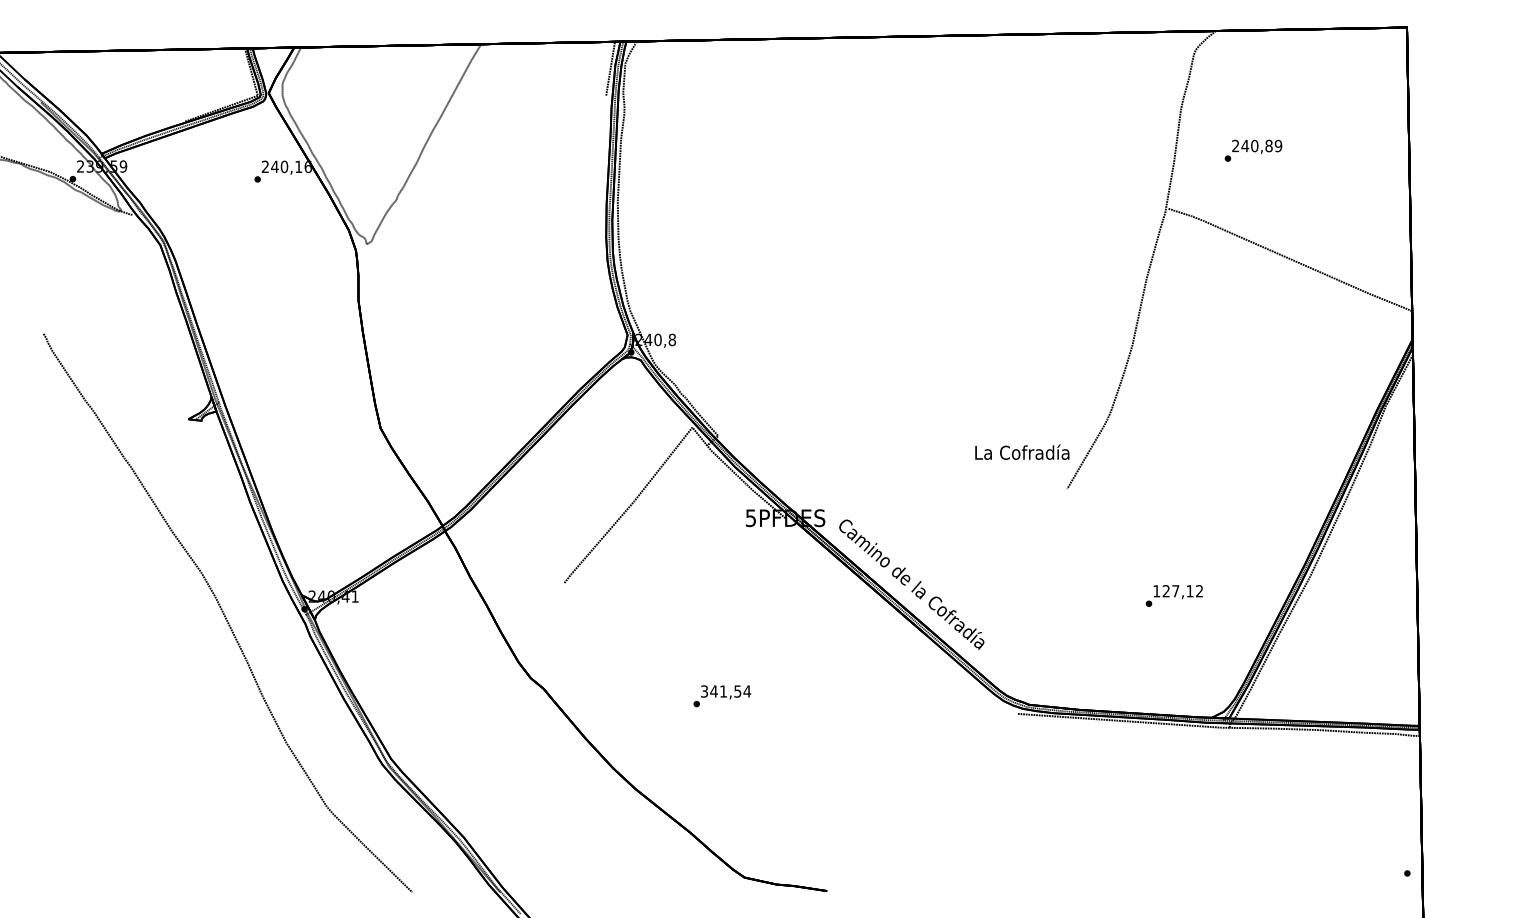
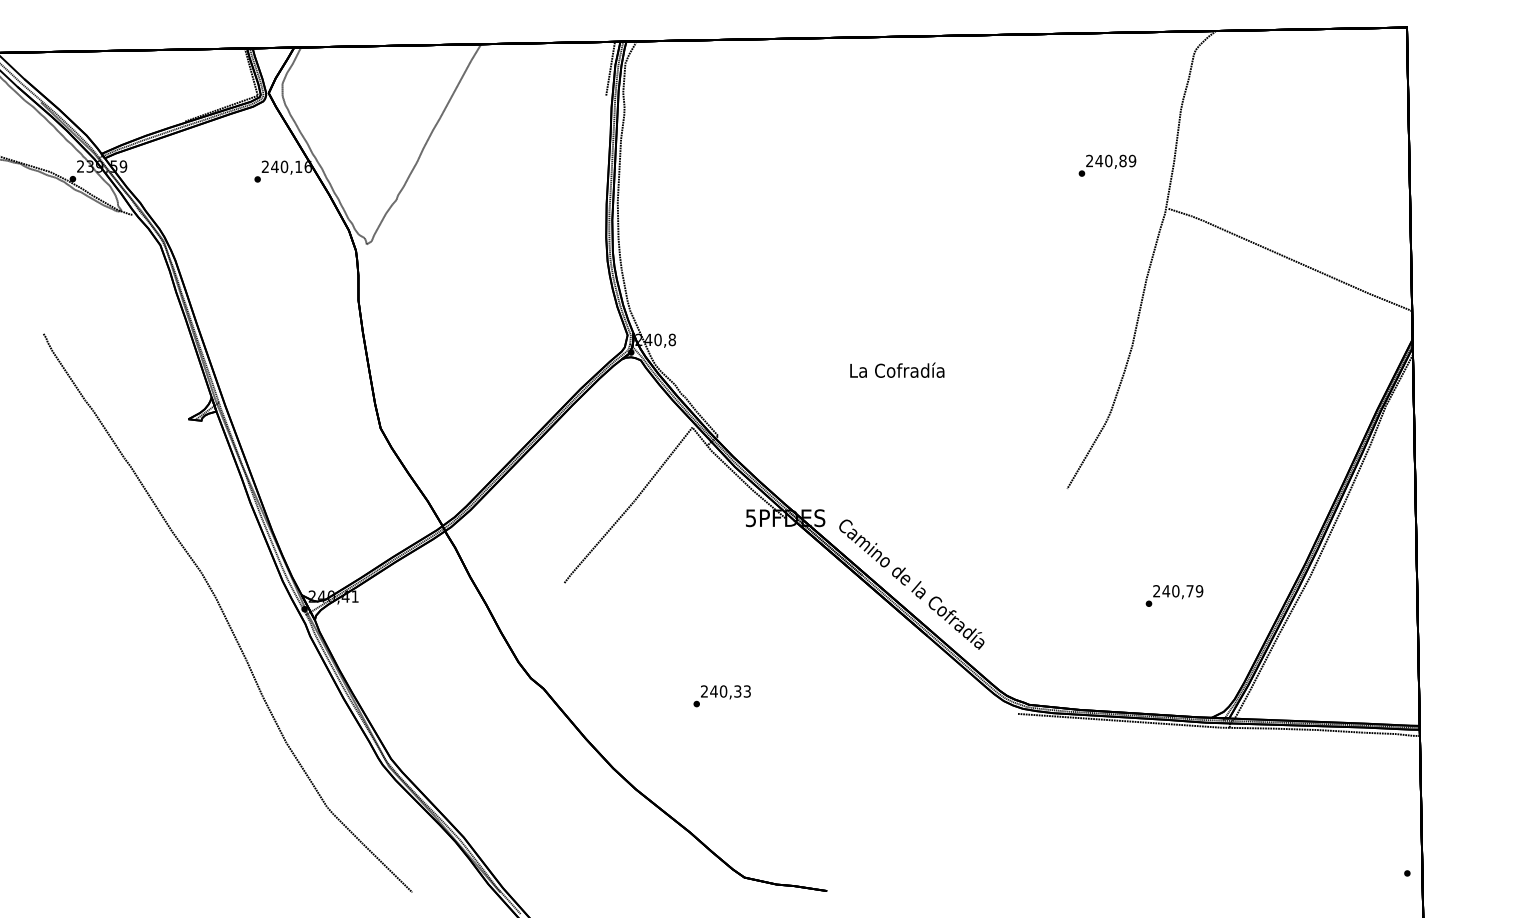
text position: (1253, 150) -> (1107, 165) (1107, 165)
text position: (1022, 451) -> (897, 369) (897, 369)
text: 127,12 -> 240,79 (1178, 591)
text: 341,54 -> 240,33 (726, 691)
